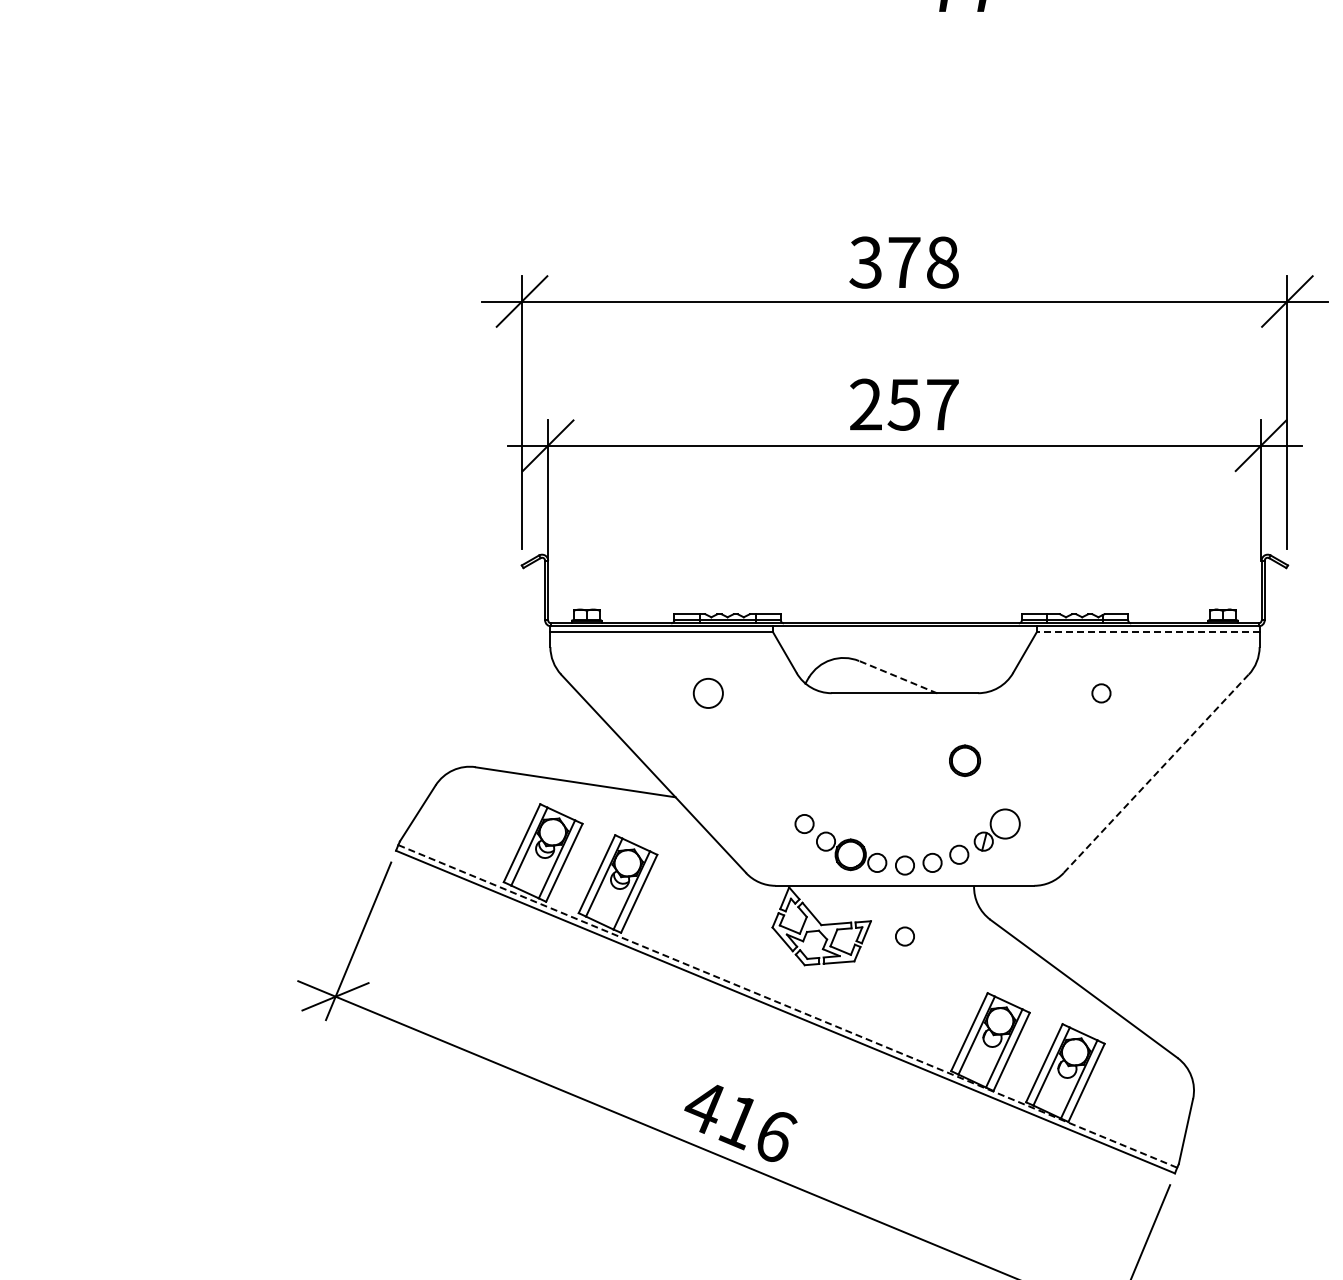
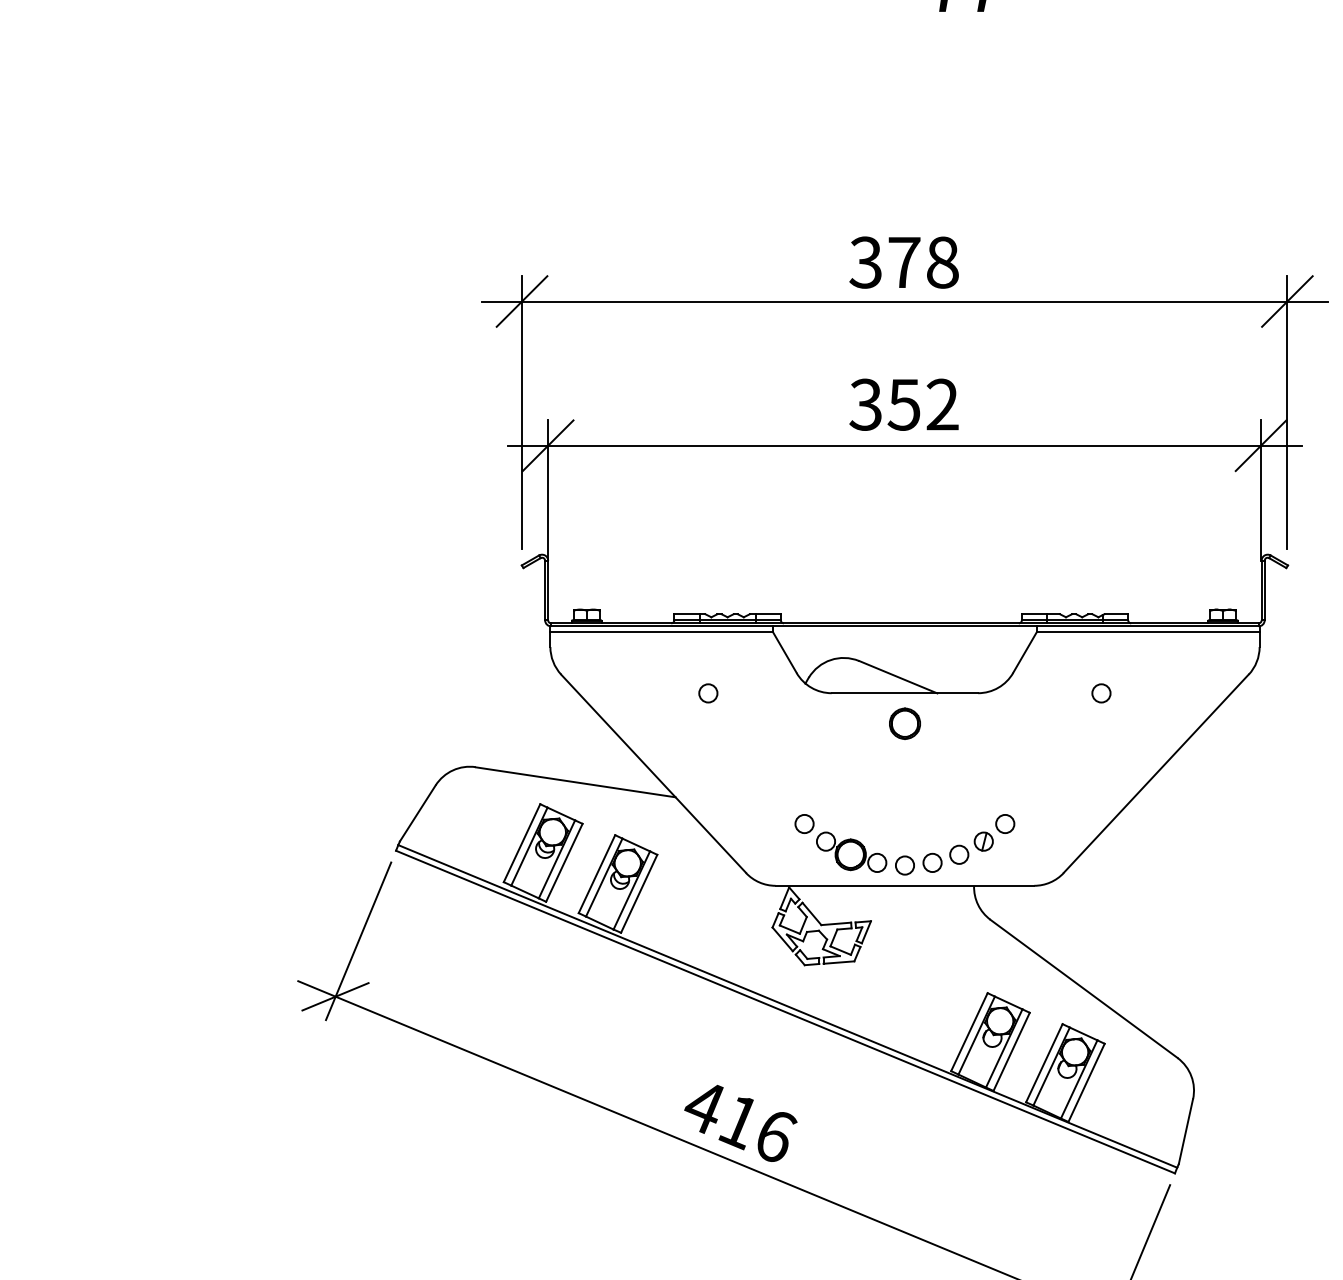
text: 257 -> 352 (903, 404)
line: dashed -> solid (1147, 632)
line: dashed -> solid (897, 677)
circle diameter: 29 px -> 18 px (708, 693)
part position: (964, 760) -> (904, 723) (904, 723)
line: dashed -> solid (1156, 773)
circle diameter: 29 px -> 18 px (1005, 823)
circle: present -> none (904, 936)
line: dashed -> solid (787, 1006)
